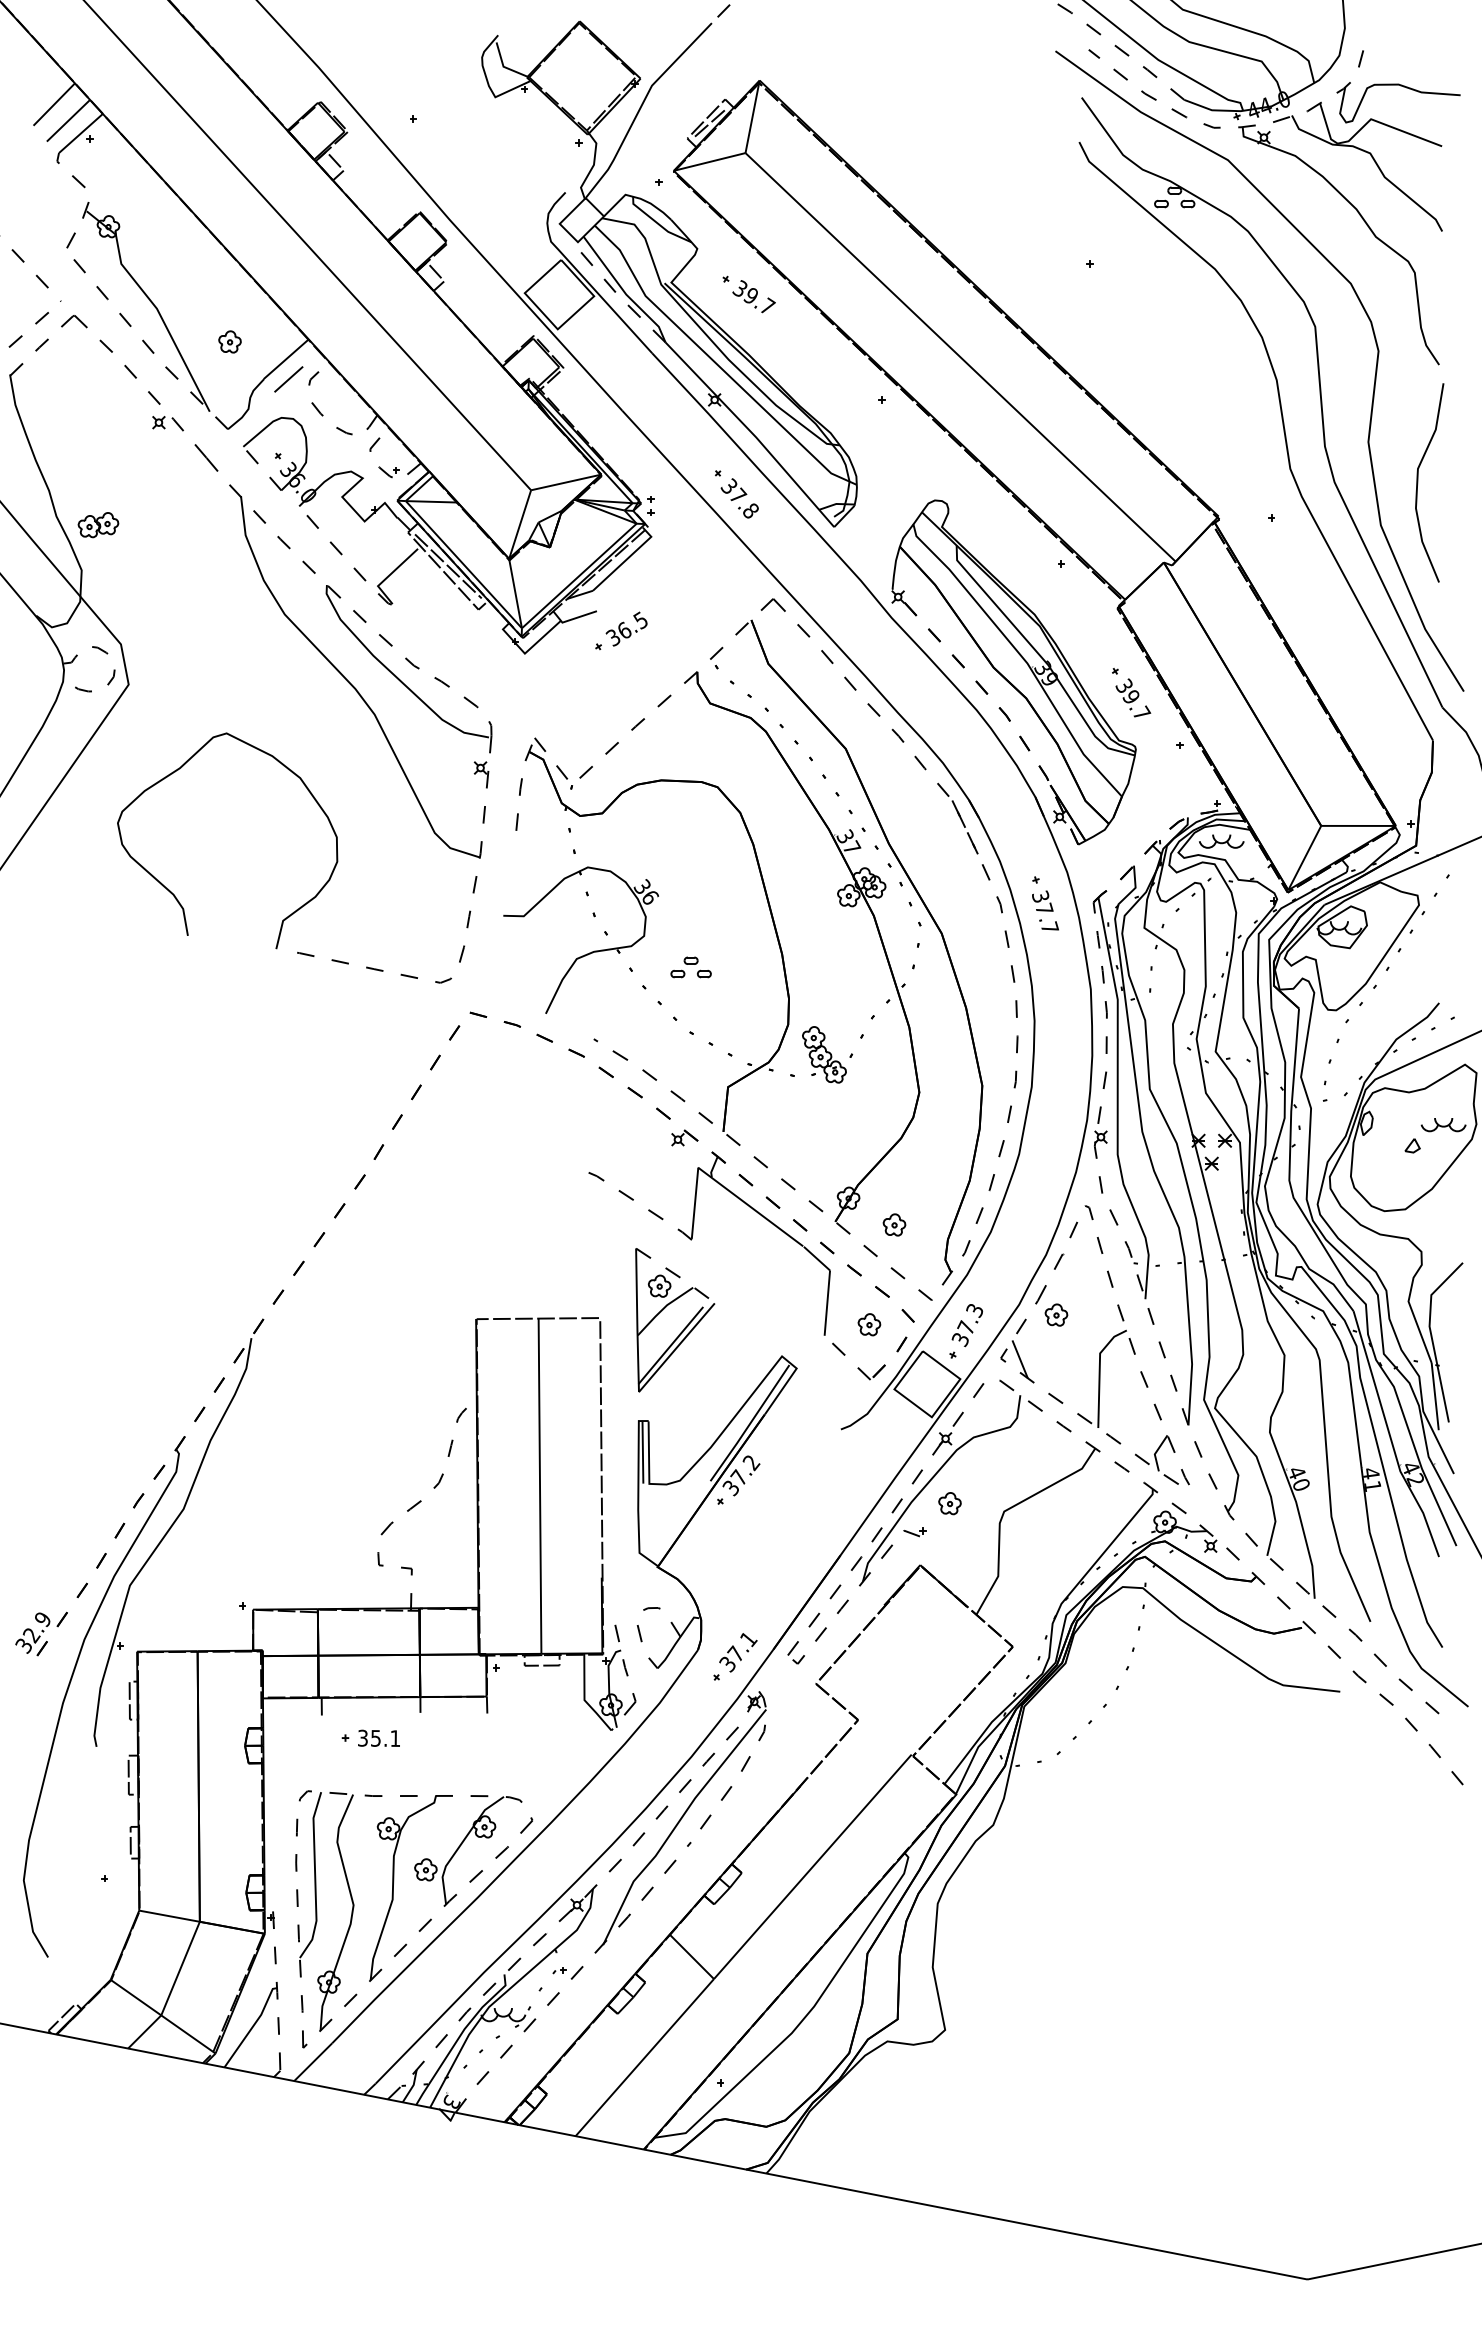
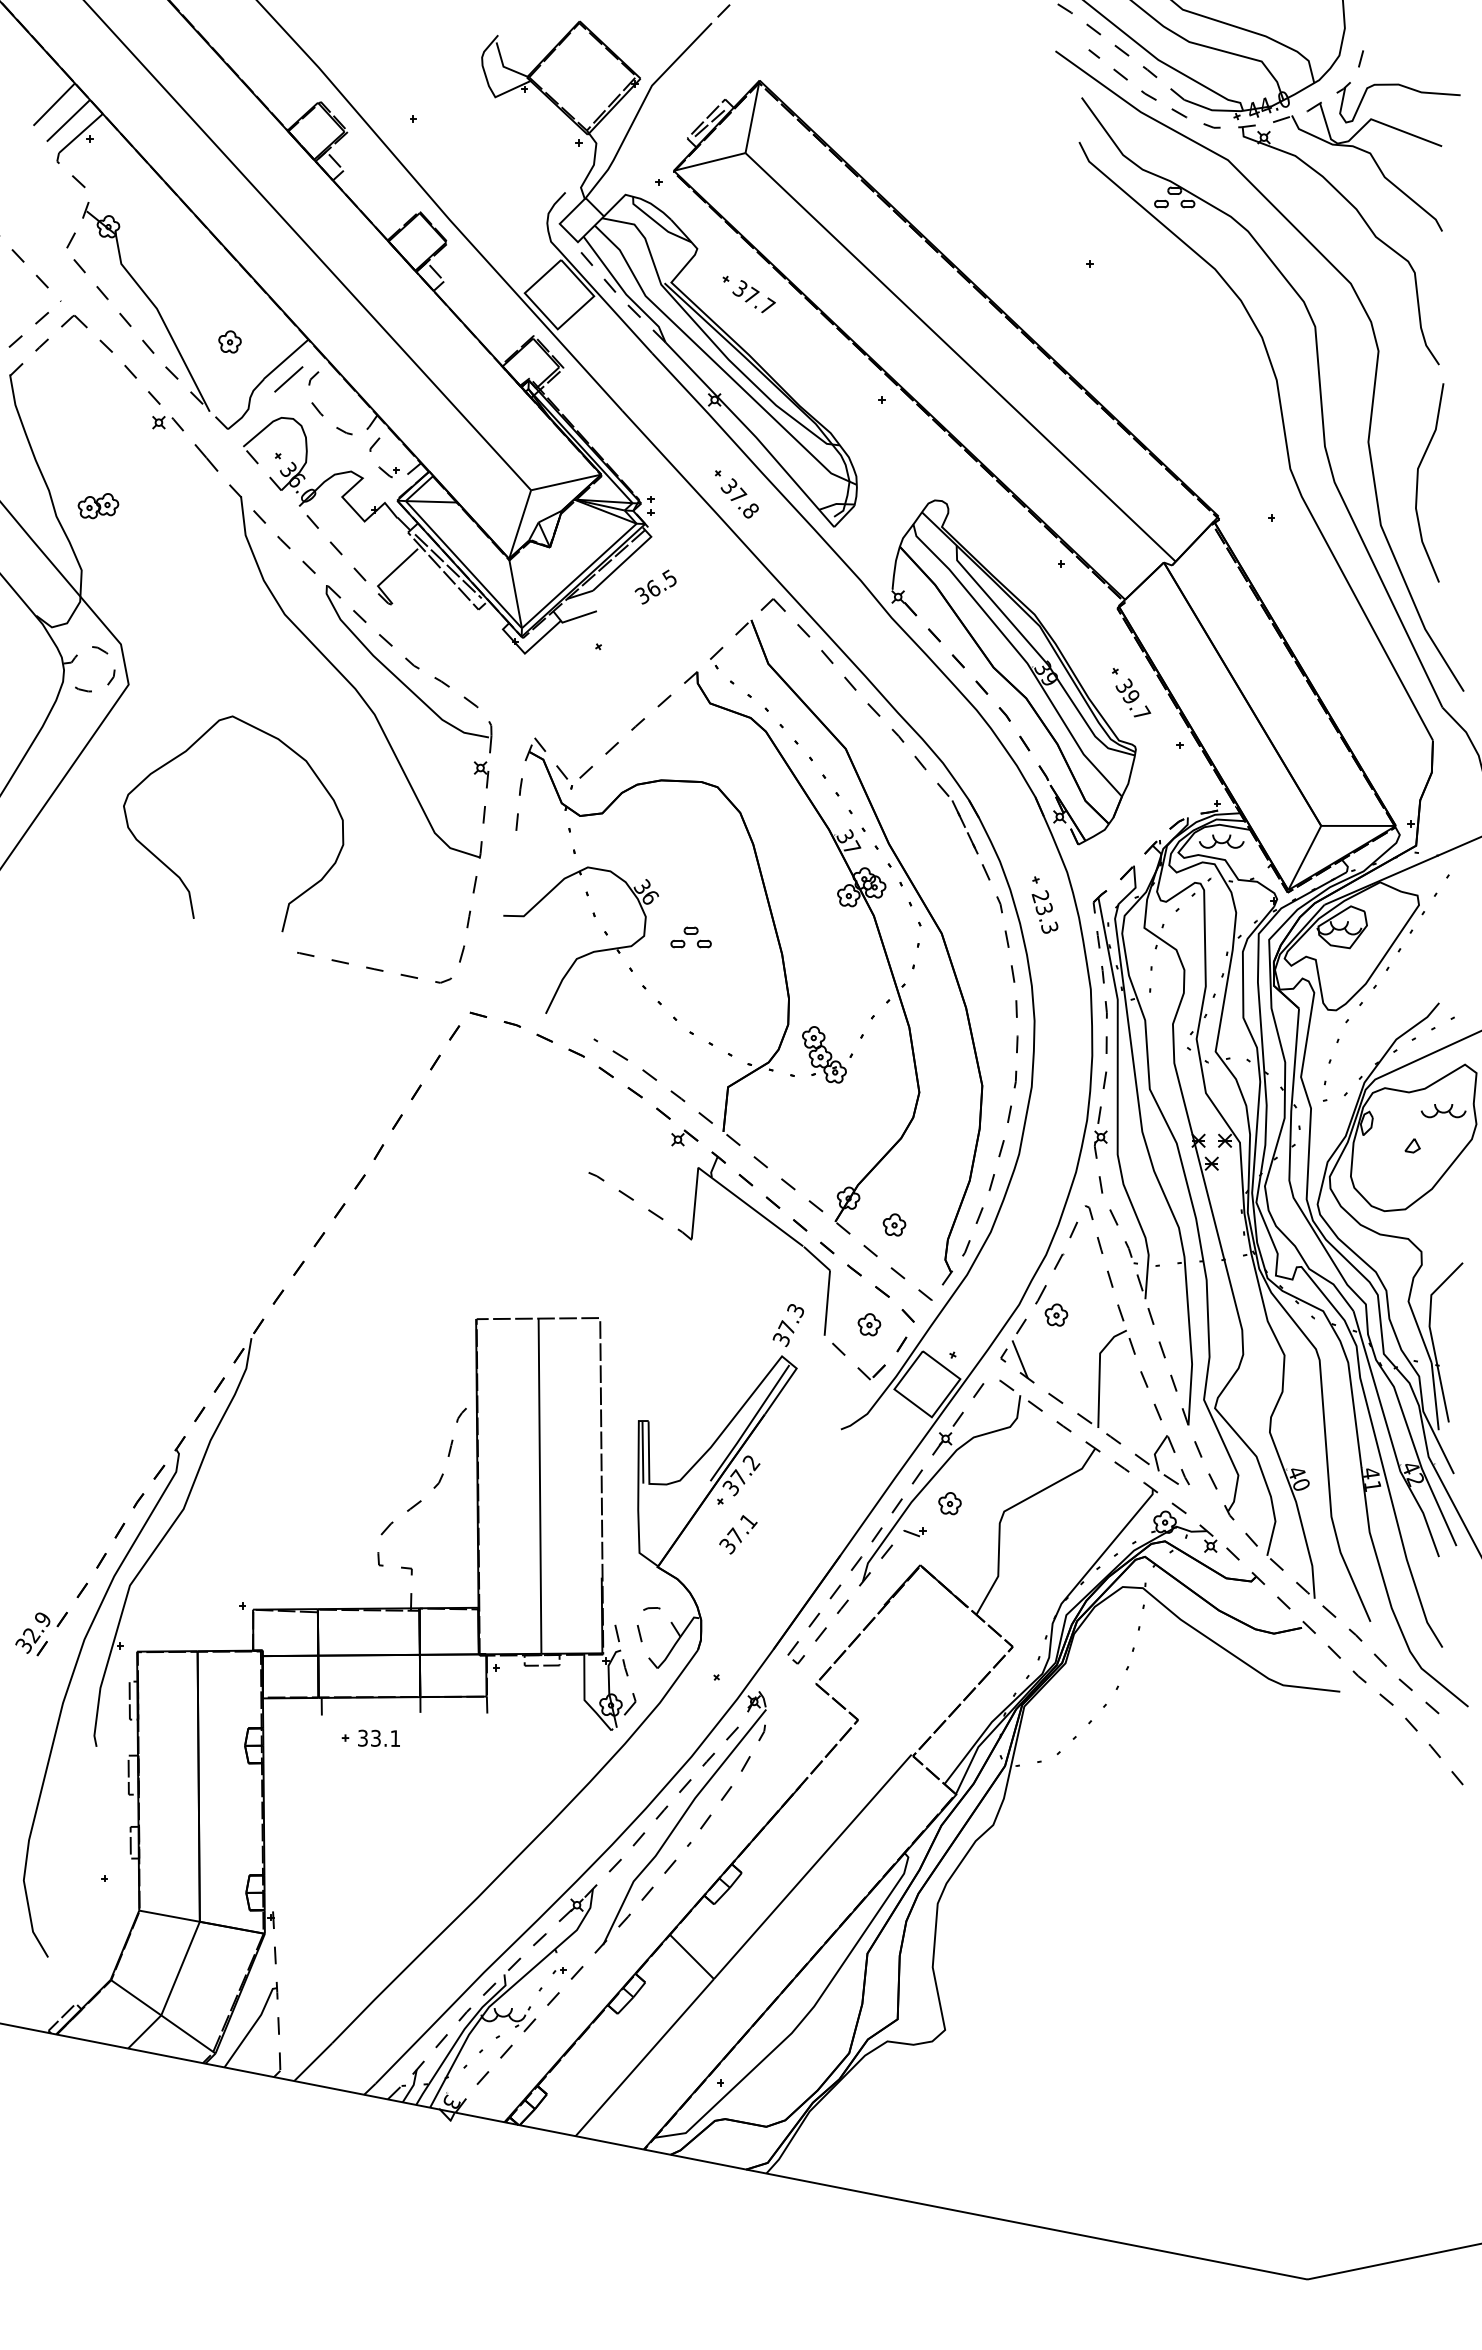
text: 39.7 -> 37.7 (751, 294)
part position: (98, 525) -> (98, 506) (98, 506)
text position: (626, 628) -> (655, 586) (655, 586)
curve position: (173, 893) -> (179, 876) (179, 876)
text: 37.7 -> 23.3 (1044, 911)
part position: (690, 967) -> (690, 937) (690, 937)
part position: (1443, 1125) -> (1443, 1111) (1443, 1111)
text position: (967, 1325) -> (788, 1325) (788, 1325)
part: present -> none (684, 1327)
text position: (738, 1652) -> (738, 1534) (738, 1534)
text: 35.1 -> 33.1 (375, 1737)
part: present -> none (422, 1926)
